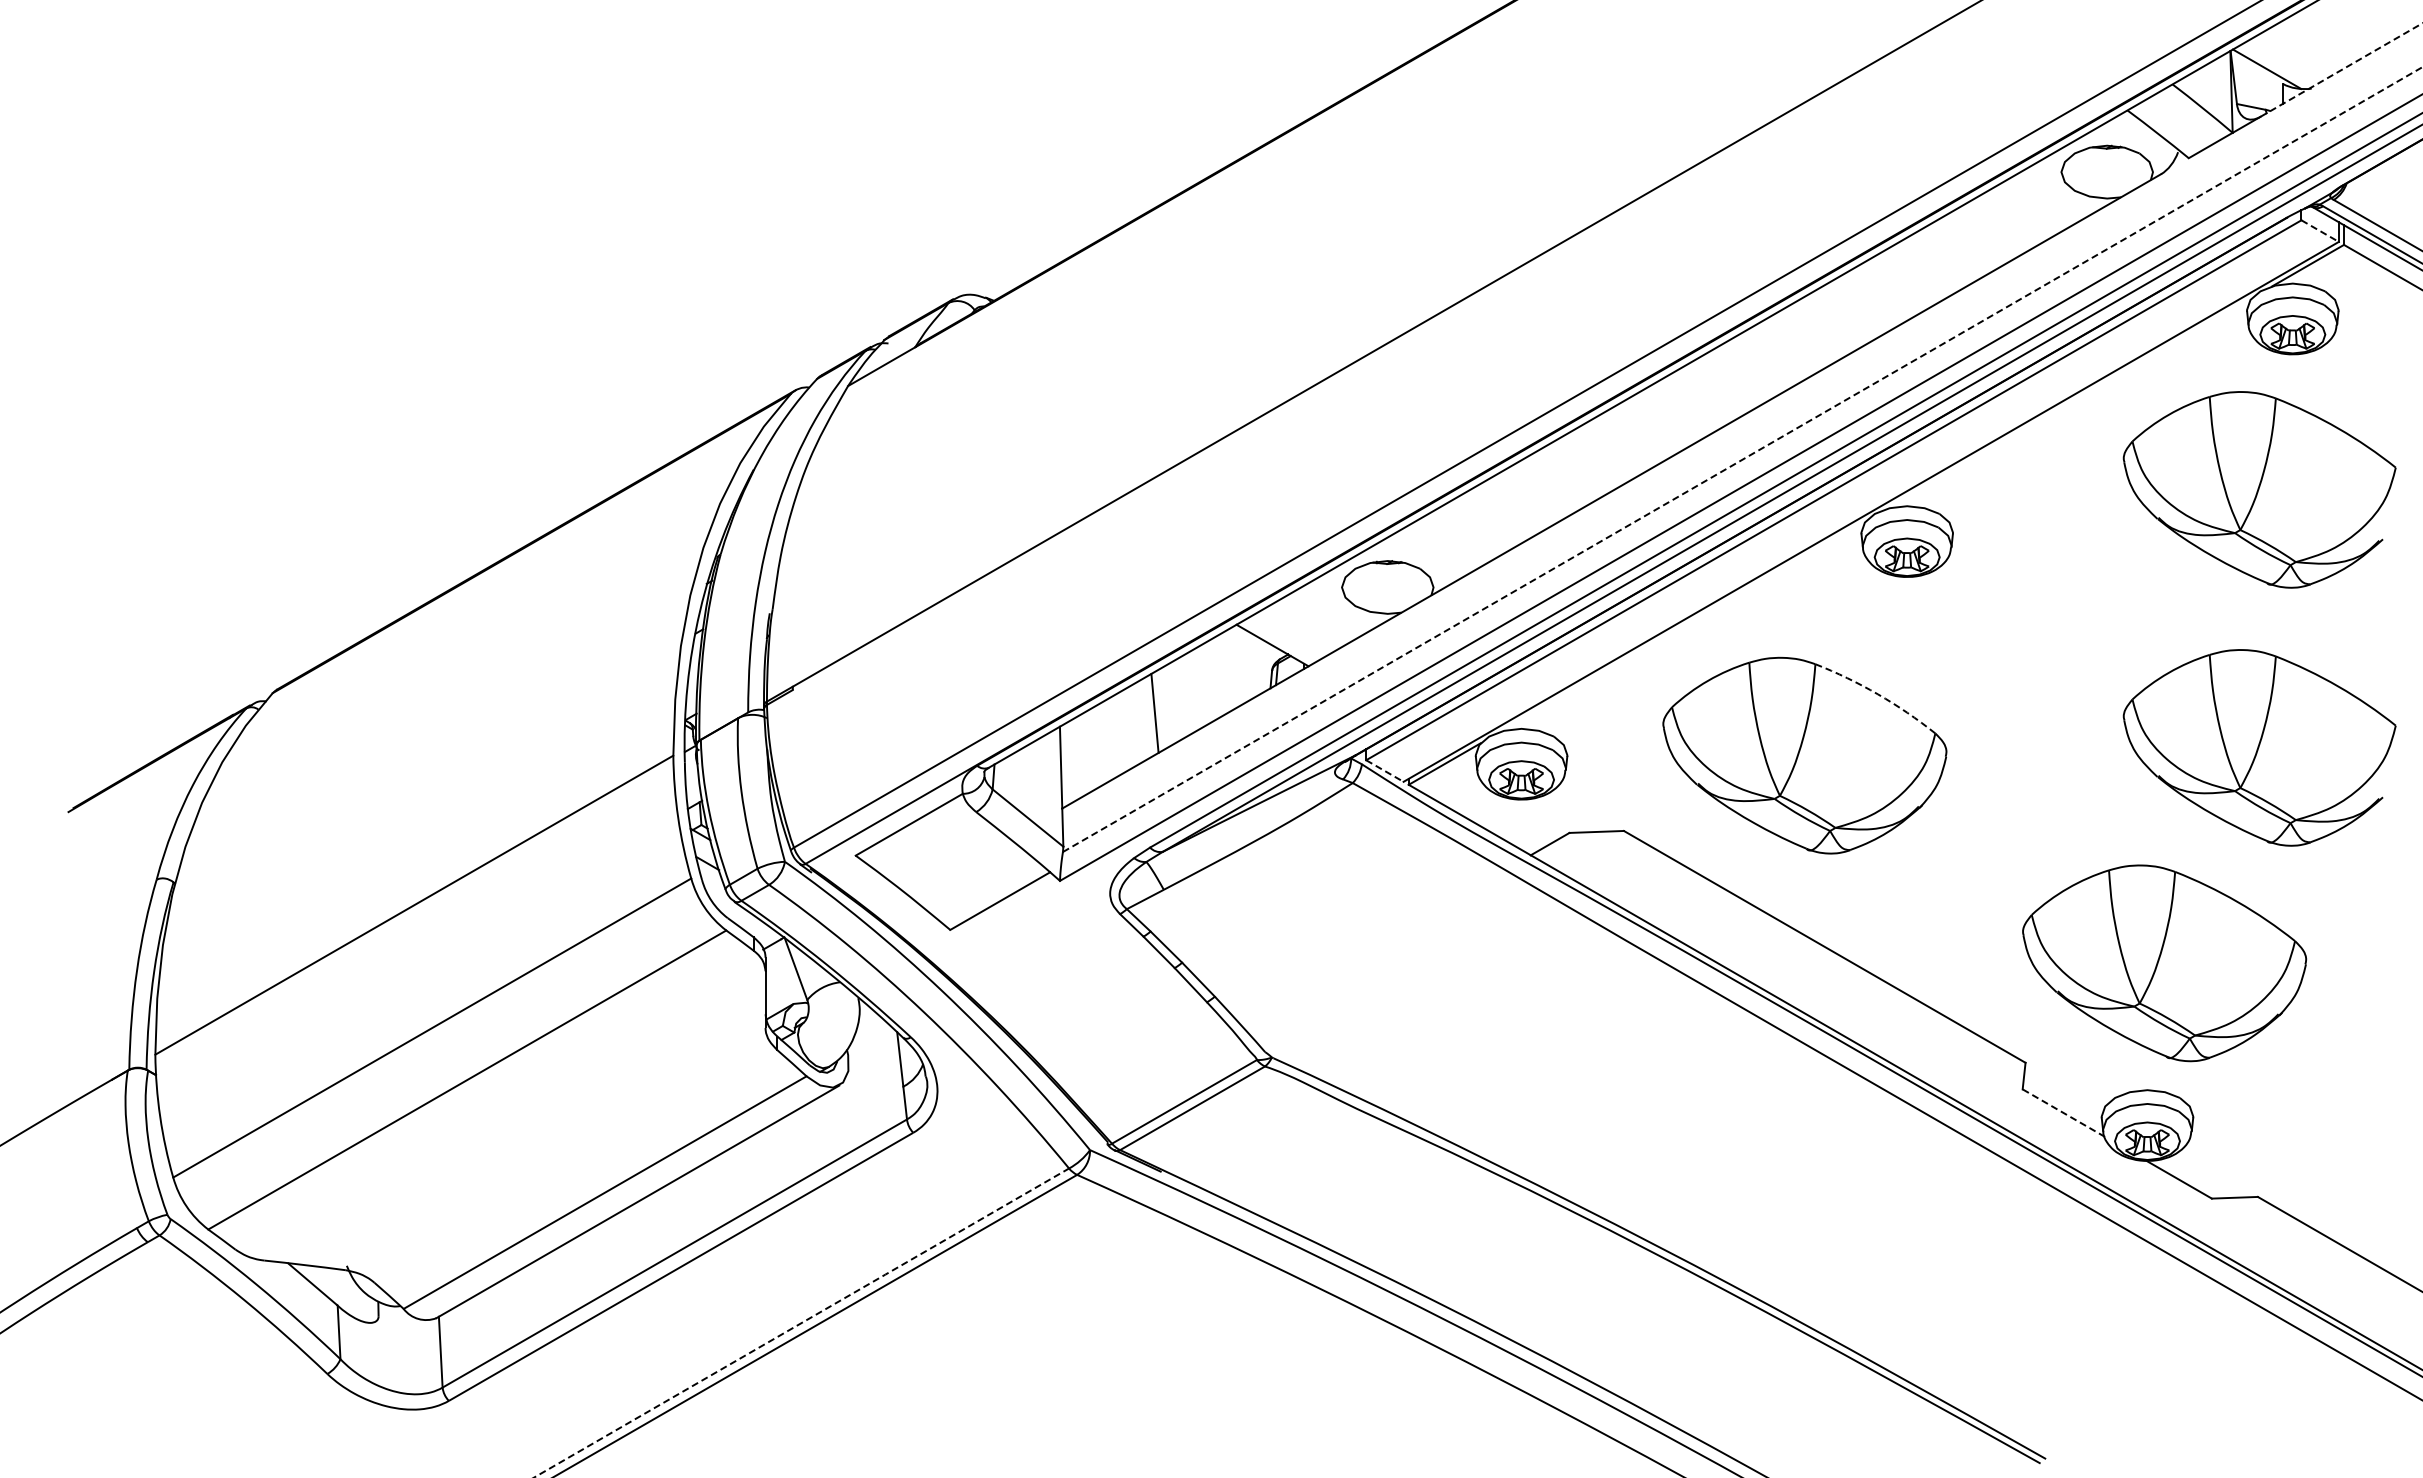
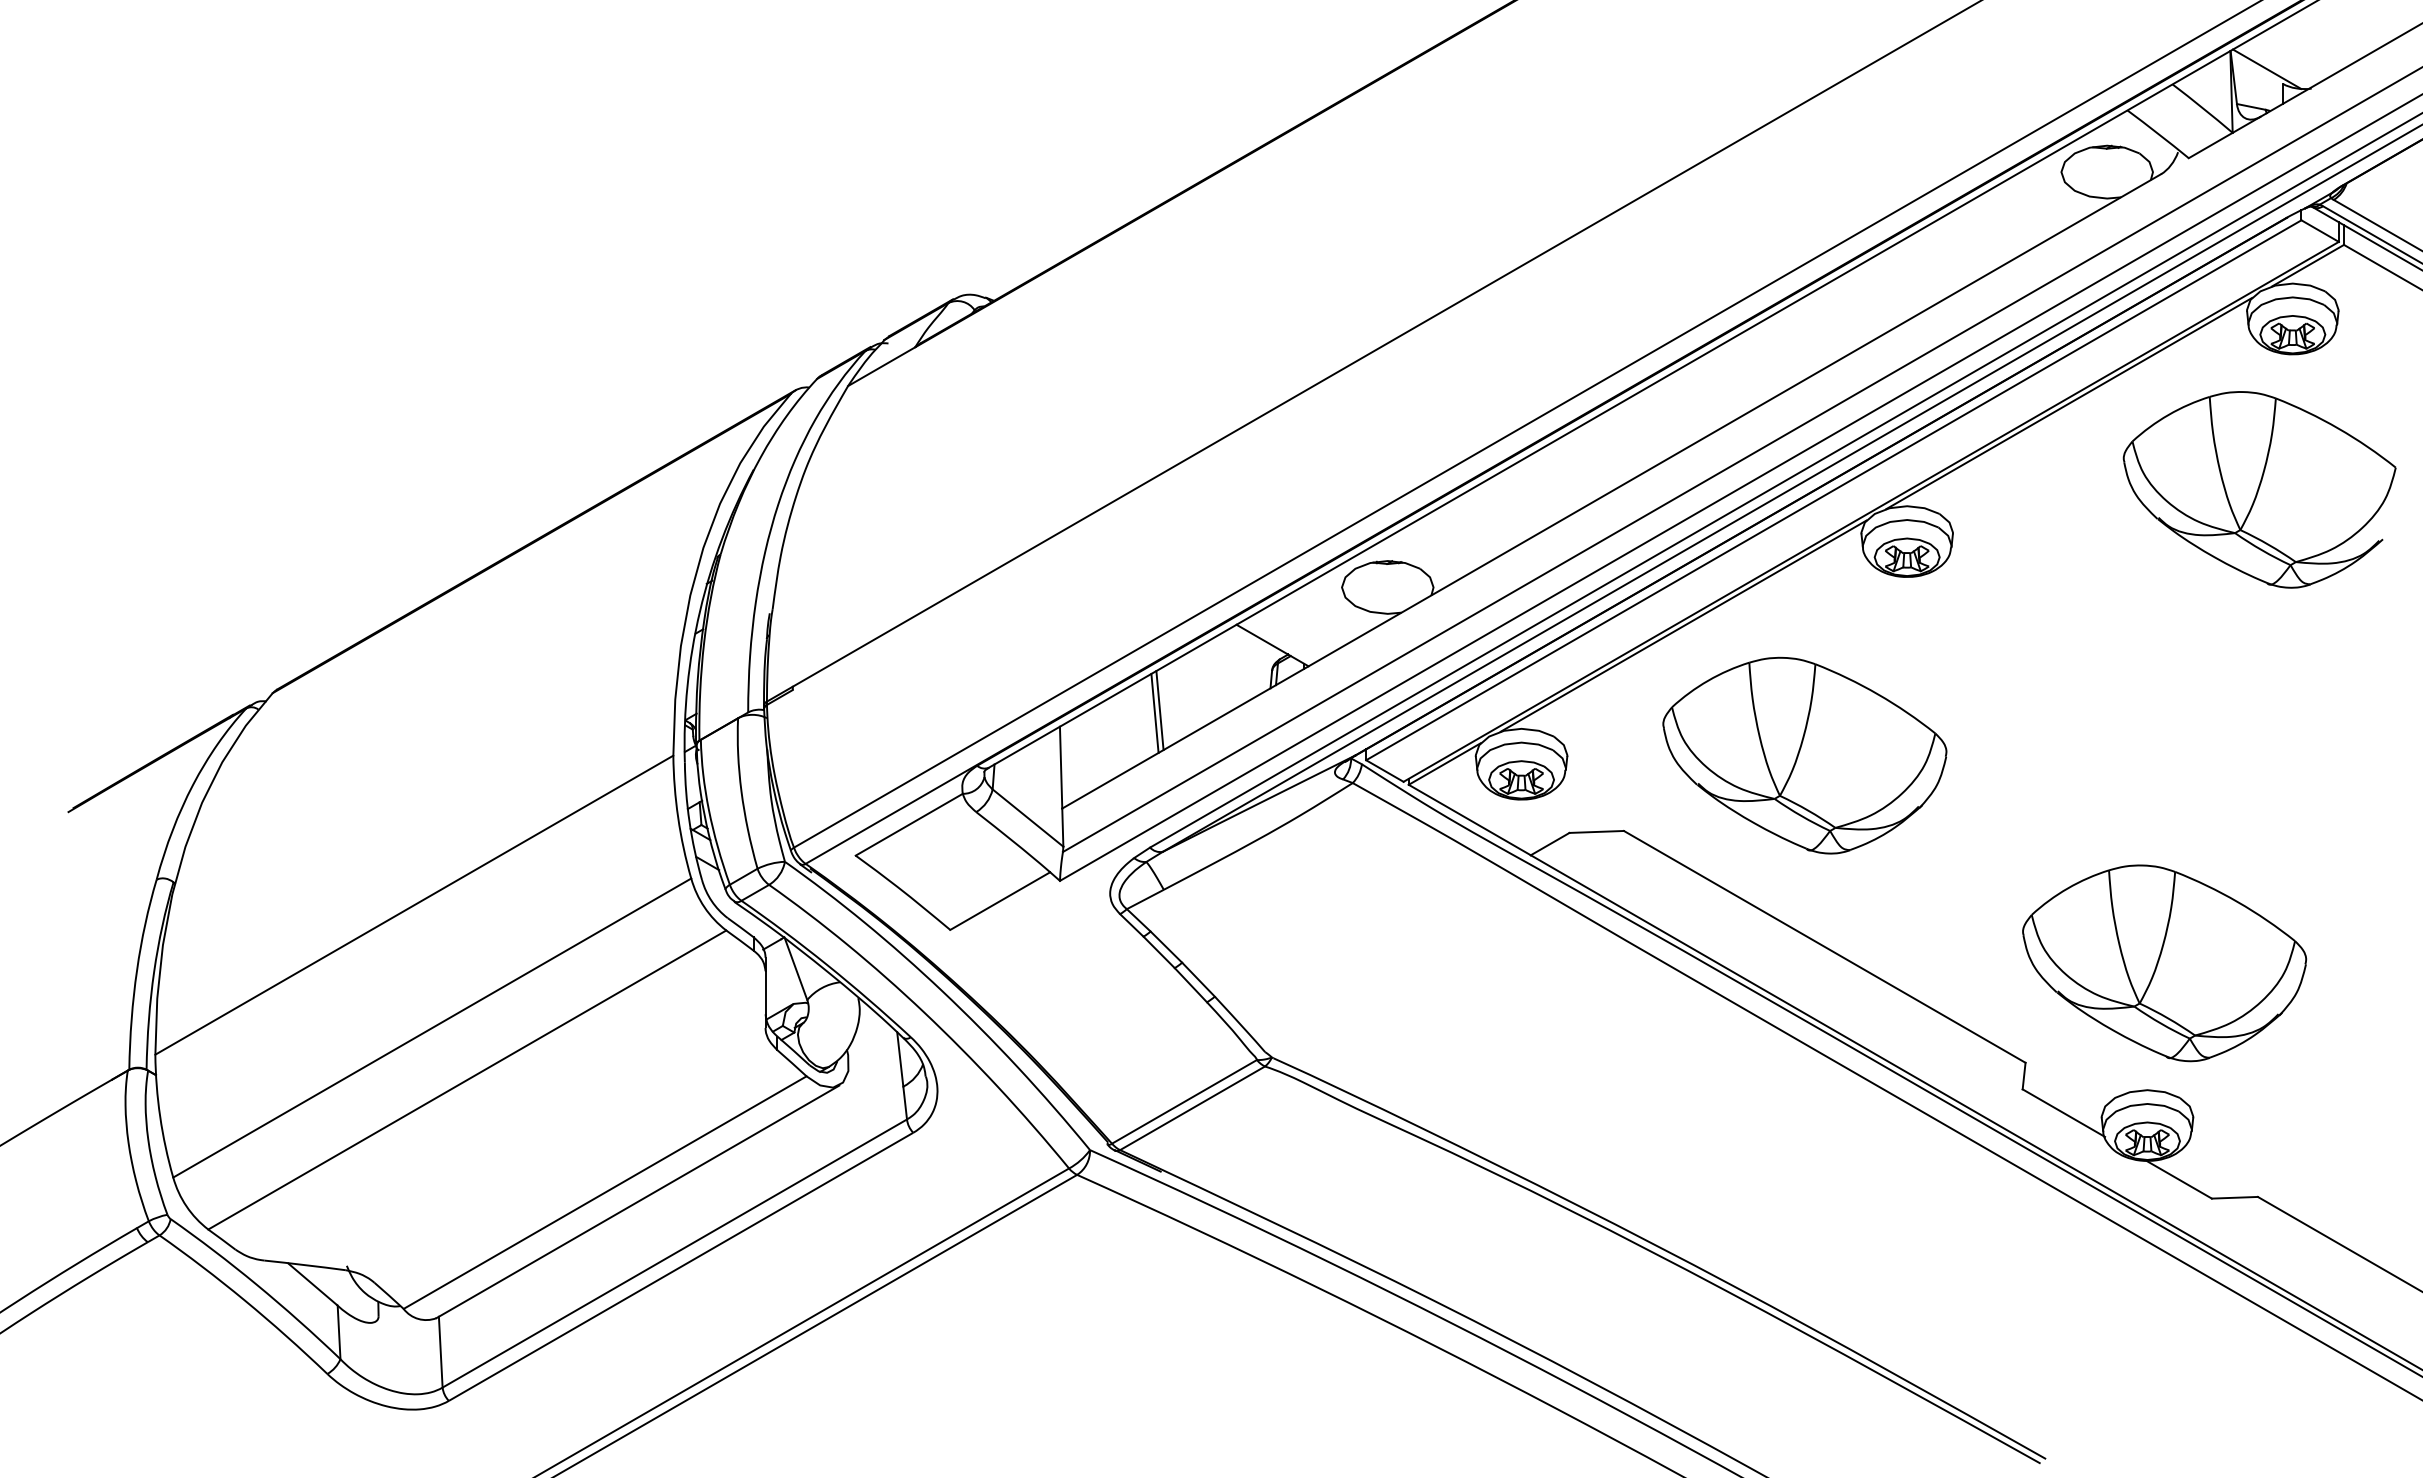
line: dashed -> solid (2341, 69)
line: dashed -> solid (2320, 231)
line: none -> present (2069, 403)
line: dashed -> solid (1742, 459)
line: none -> present (1683, 625)
arc: dashed -> solid (1877, 694)
line: none -> present (1159, 710)
part: present -> none (2259, 747)
line: dashed -> solid (1384, 771)
line: dashed -> solid (2063, 1113)
line: dashed -> solid (802, 1322)
